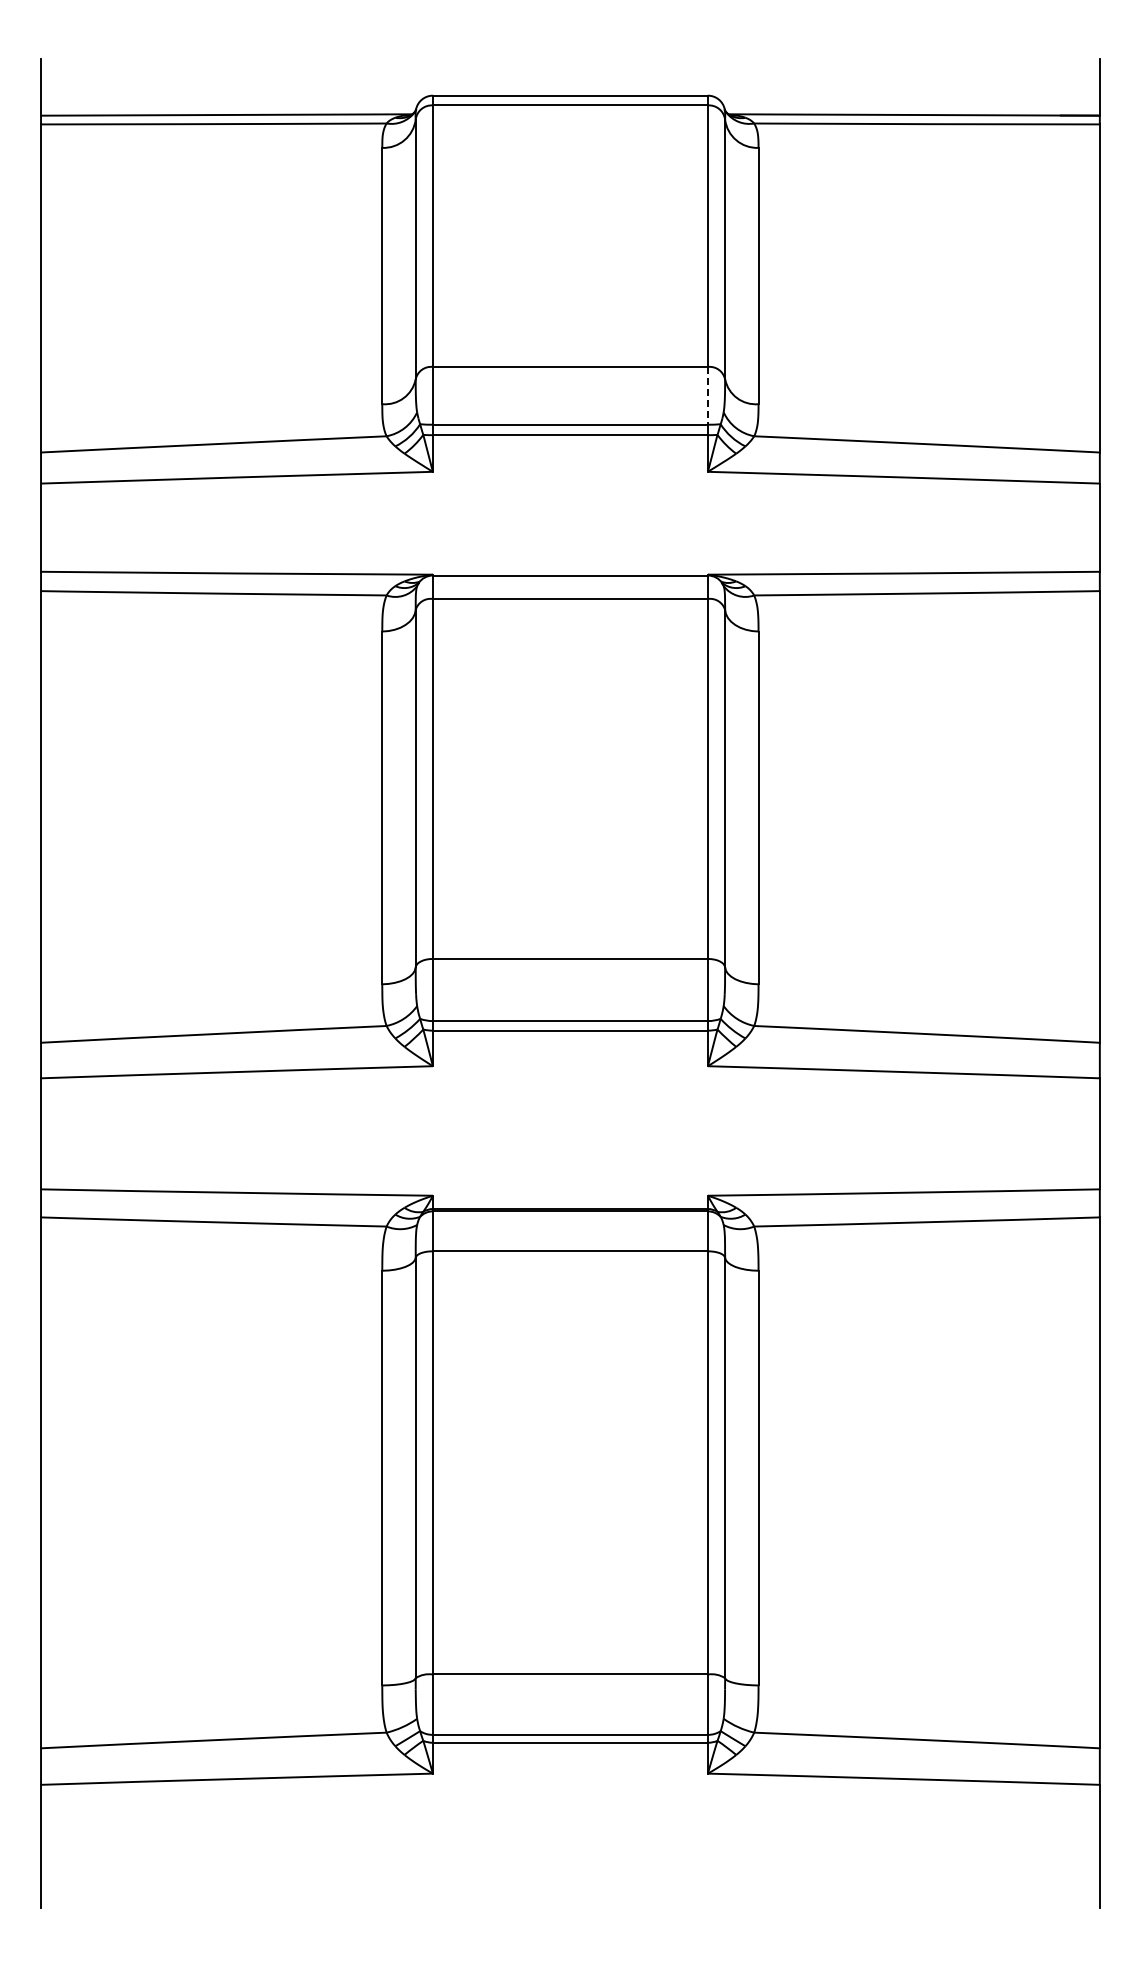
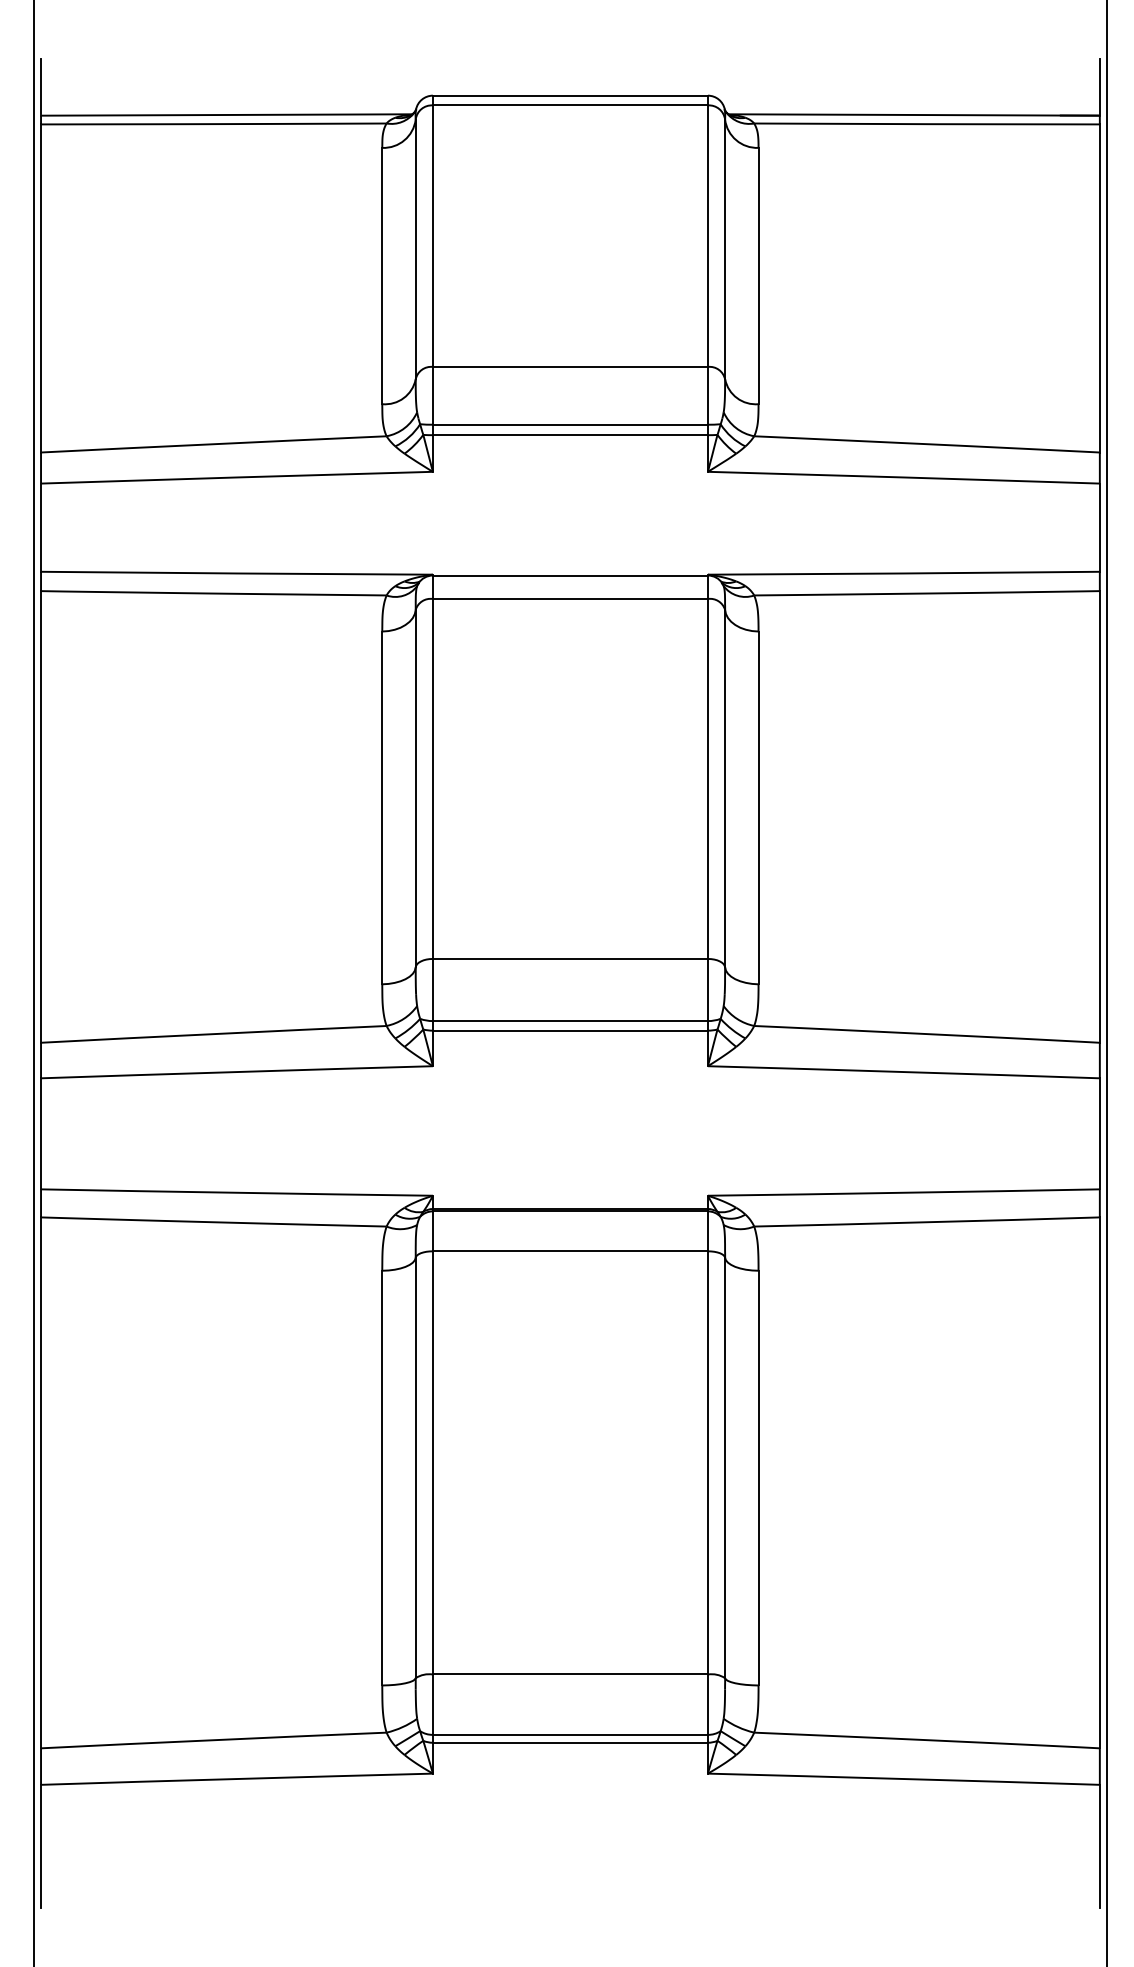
line: dashed -> solid (707, 395)
line: none -> present (34, 982)
line: none -> present (1106, 982)
